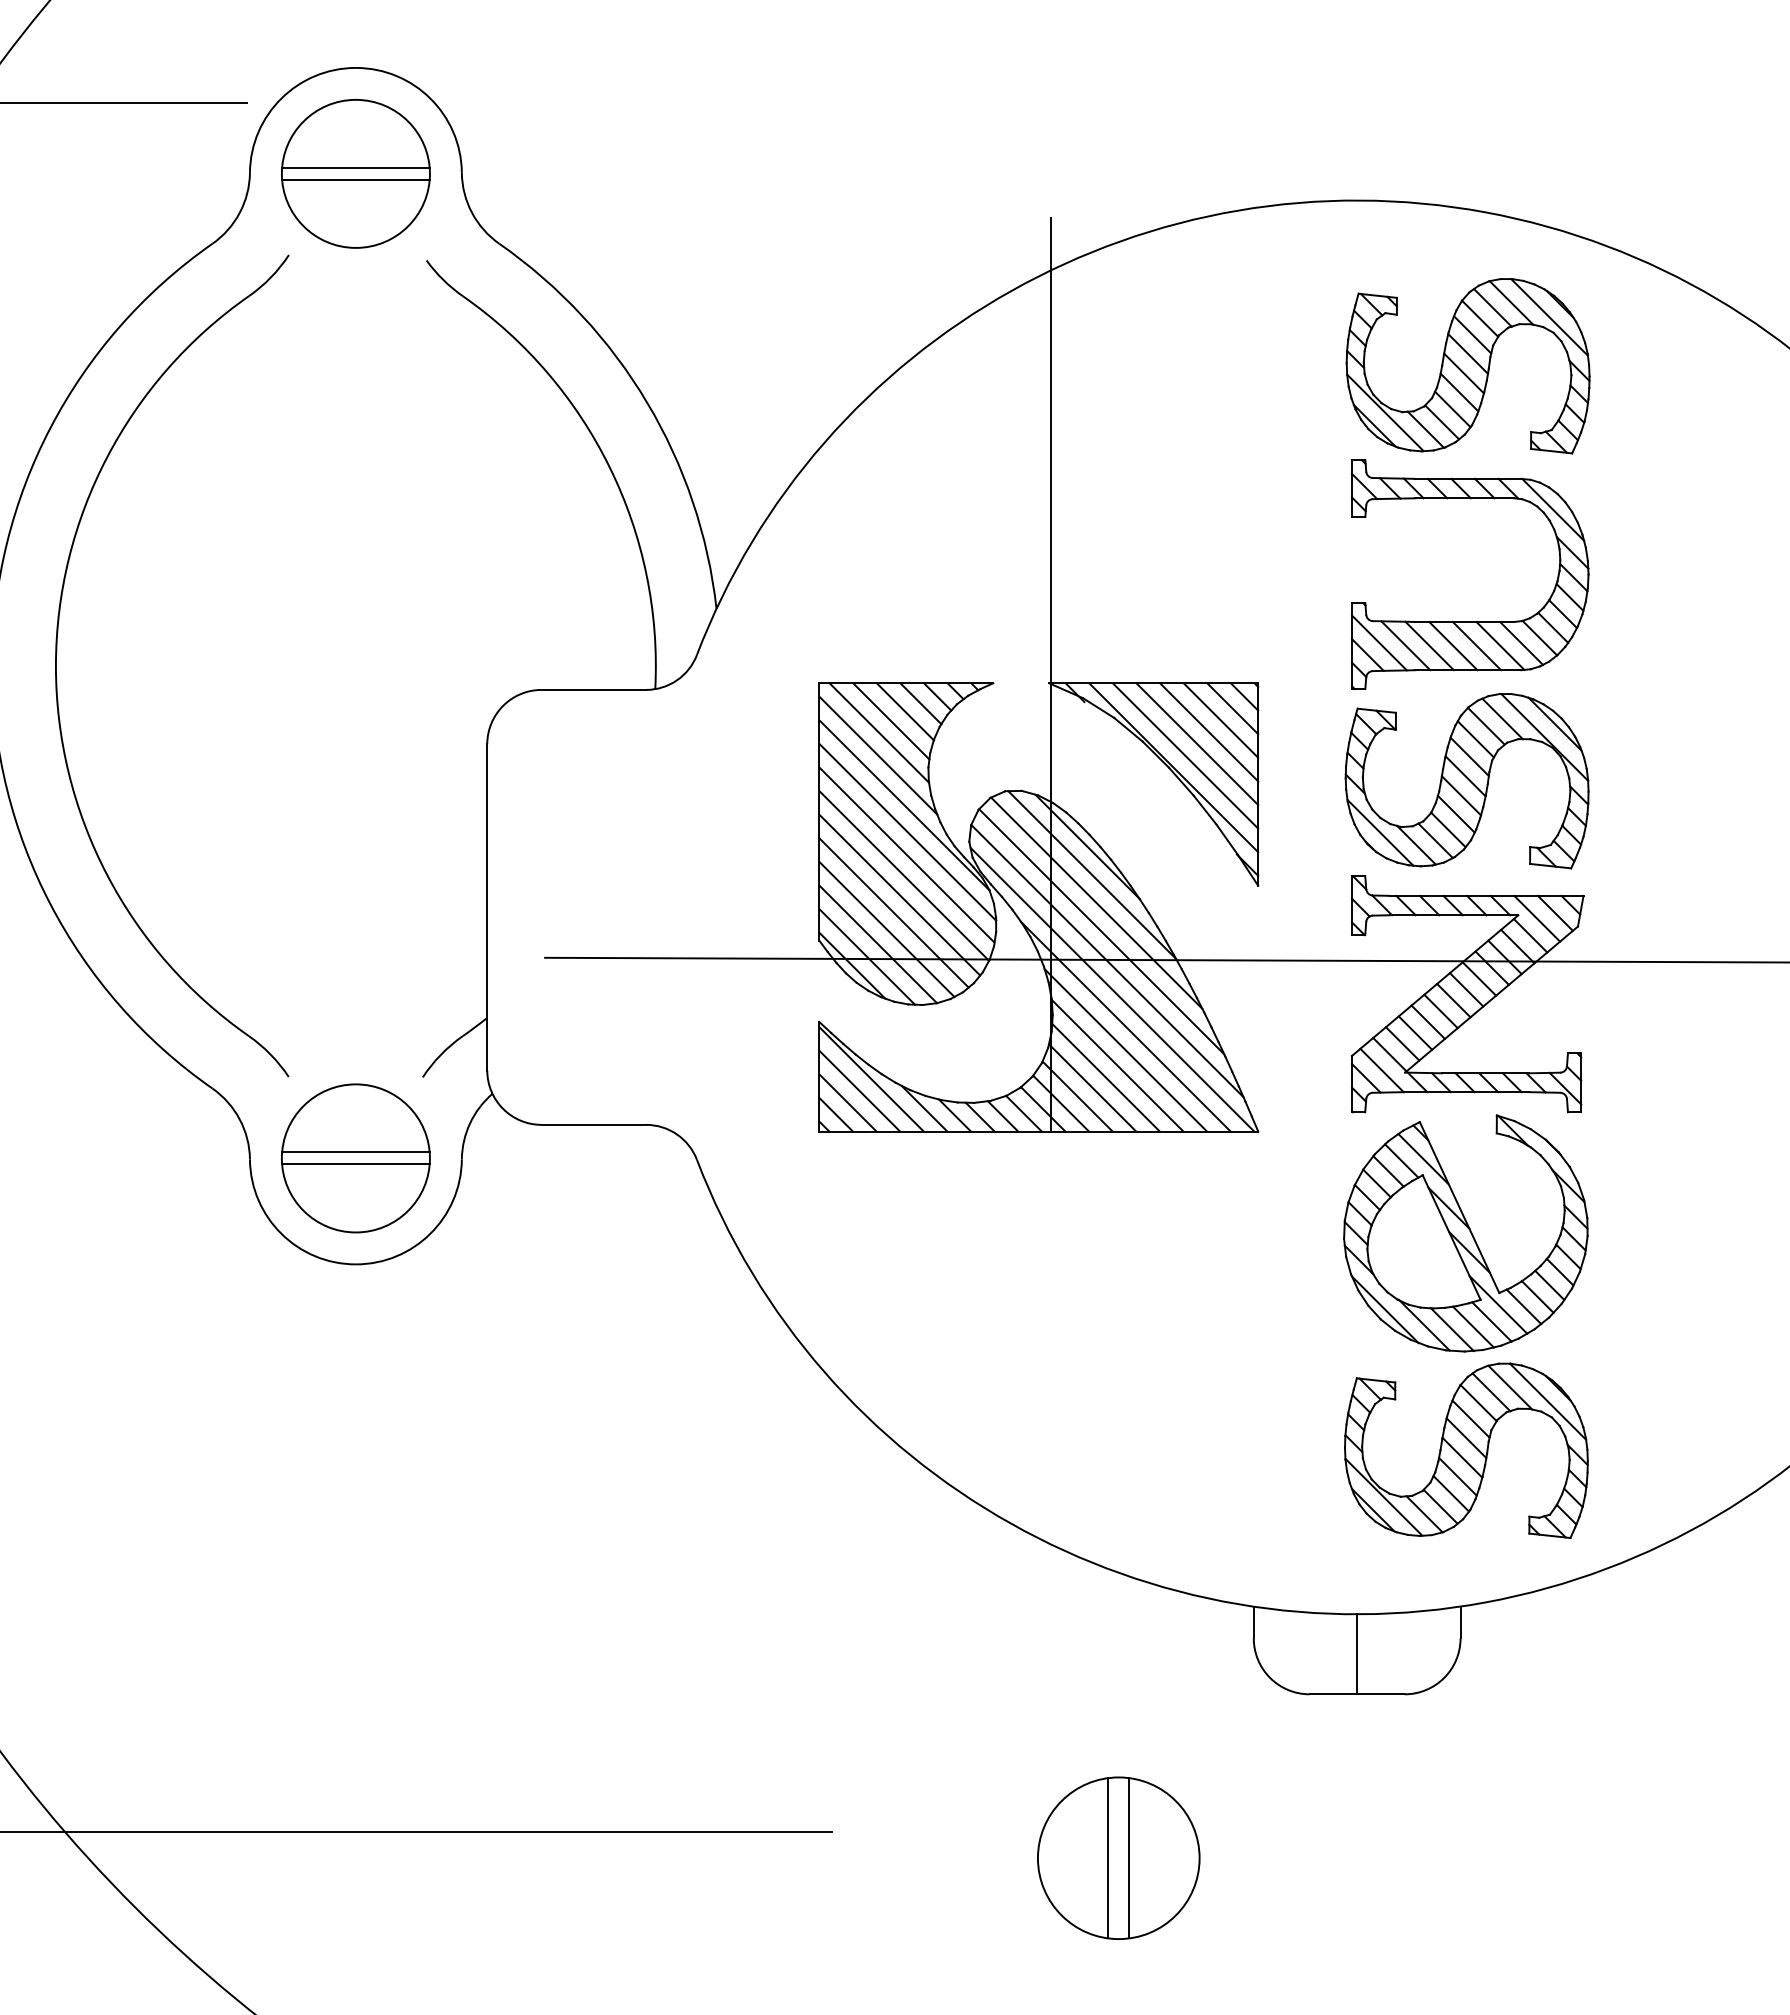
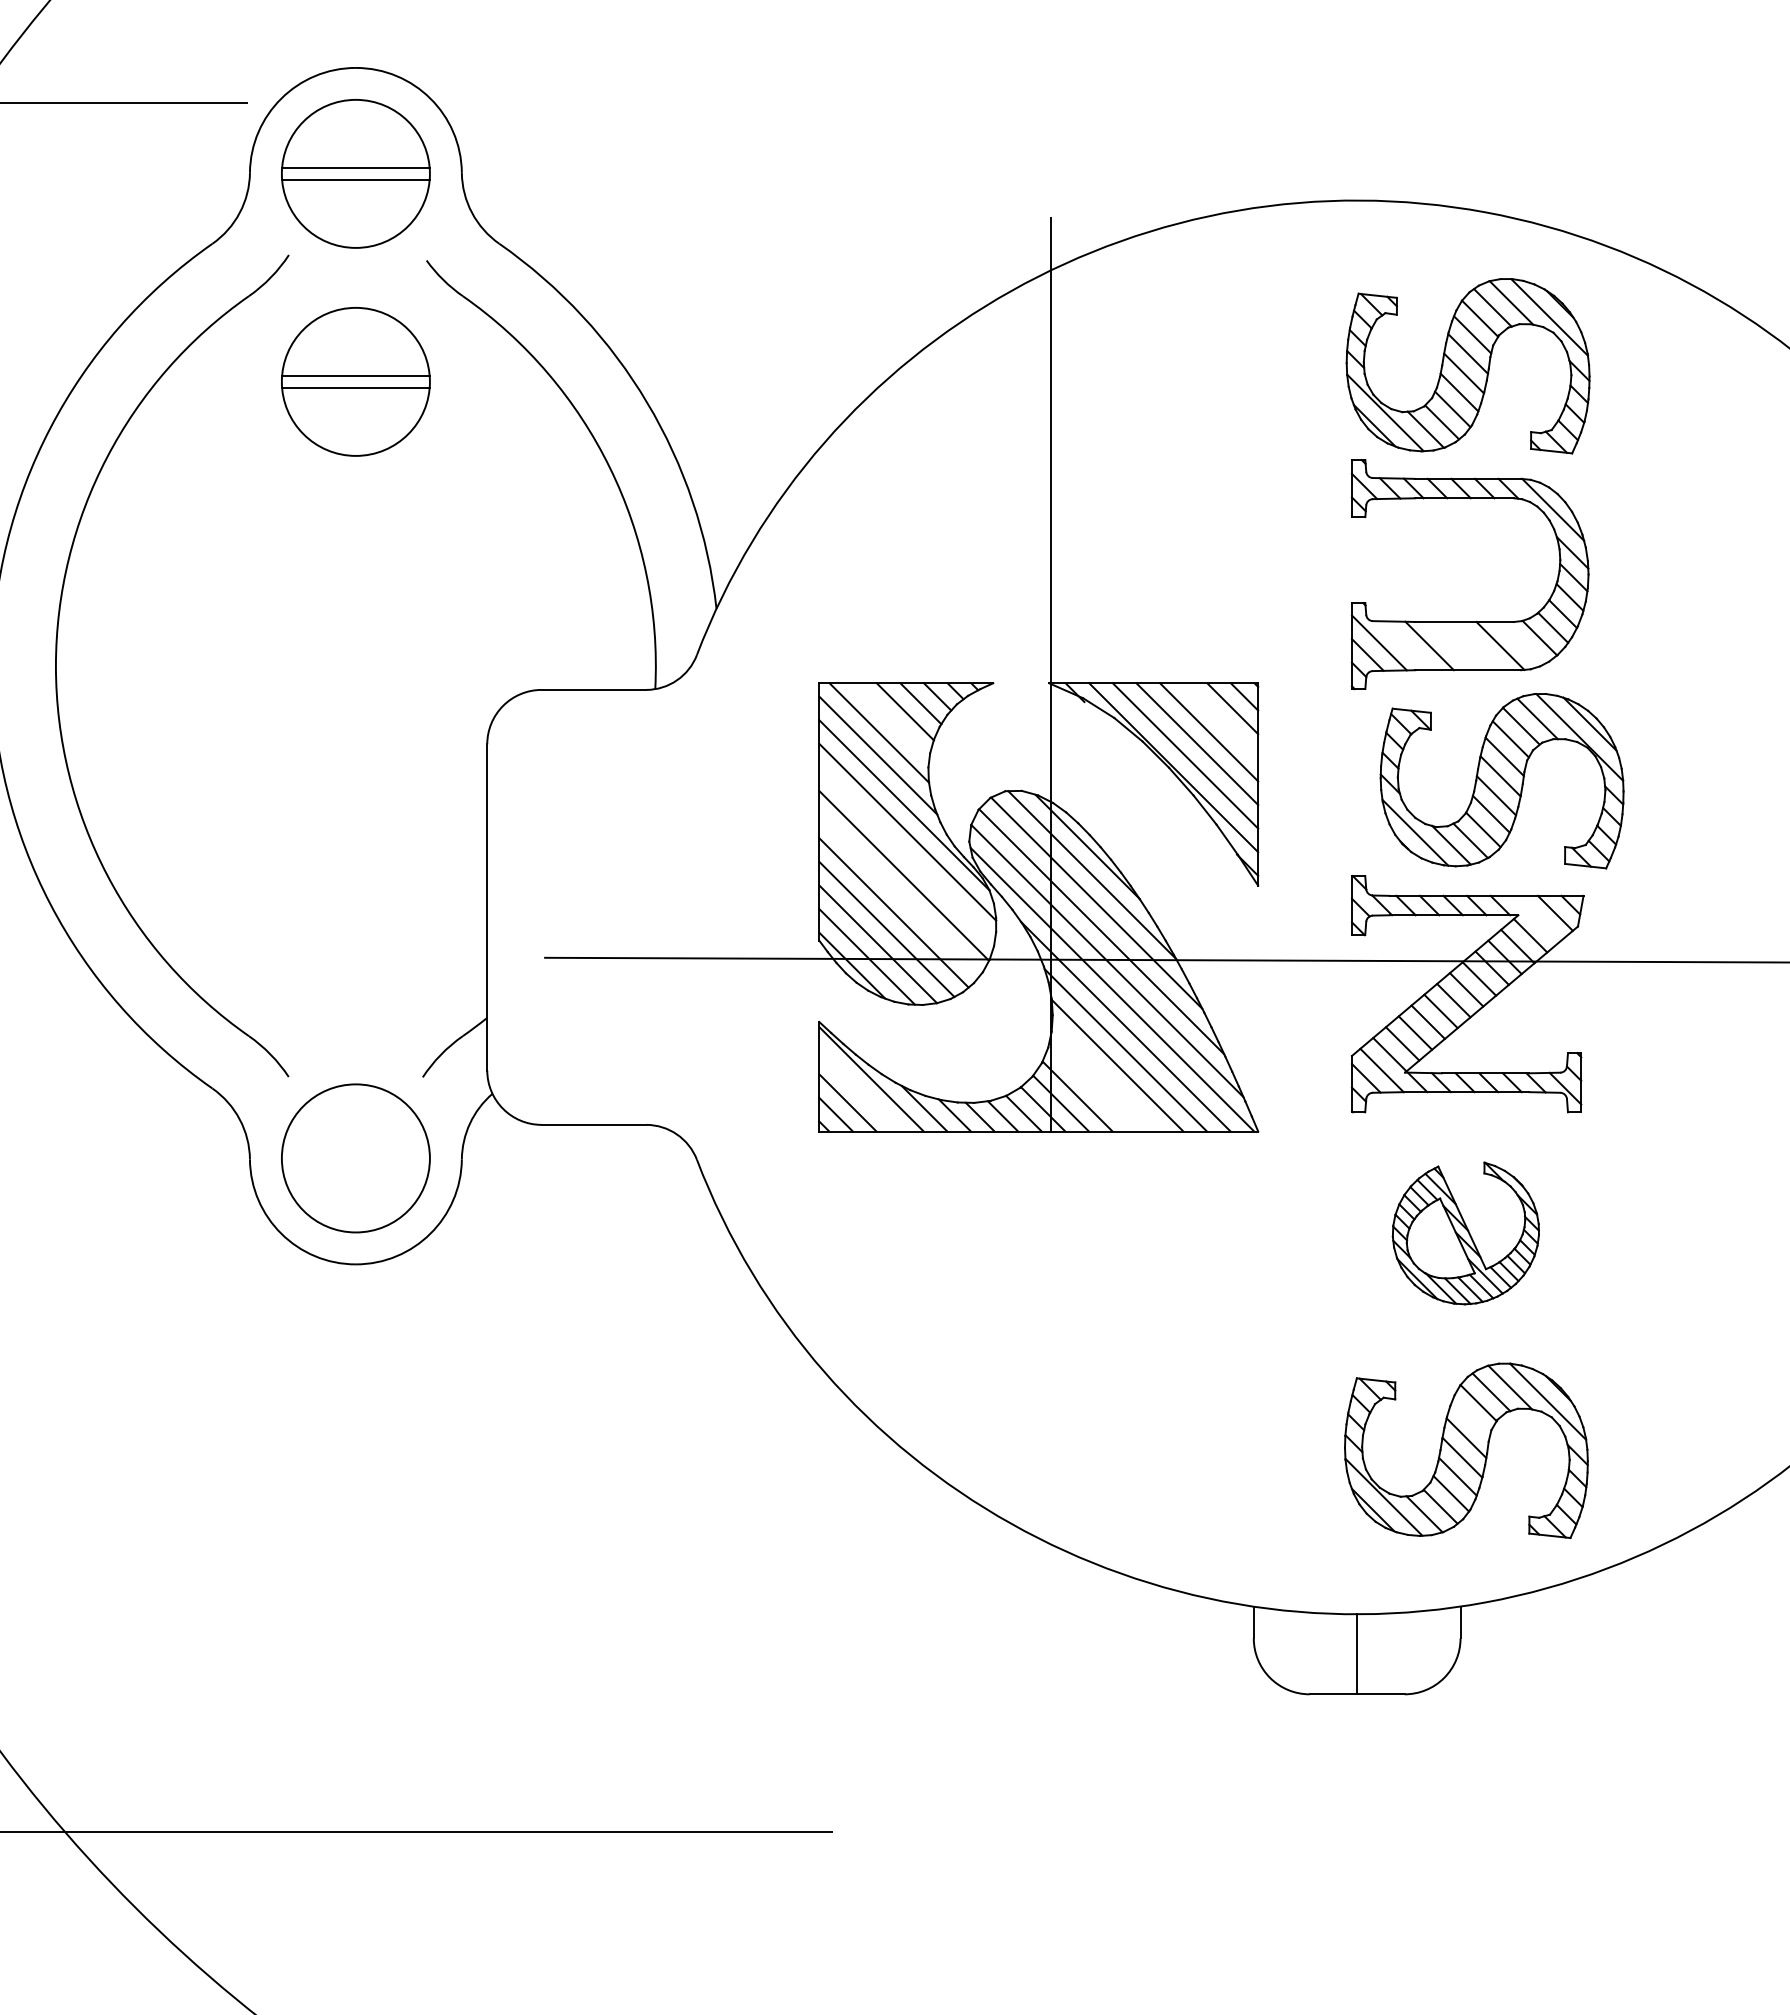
part: none -> present (355, 381)
line: present -> none (1521, 642)
line: present -> none (1405, 645)
line: present -> none (1453, 645)
line: present -> none (1476, 645)
line: present -> none (1220, 720)
line: present -> none (891, 721)
part position: (1466, 781) -> (1501, 781) (1501, 781)
line: present -> none (906, 854)
line: present -> none (899, 894)
line: present -> none (1537, 918)
line: present -> none (1105, 1077)
line: present -> none (1092, 1087)
line: present -> none (859, 1090)
line: present -> none (355, 1151)
line: present -> none (355, 1163)
part size: 246x239 px -> 149x145 px (1465, 1233)
line: present -> none (1470, 1418)
part: present -> none (1118, 1857)
